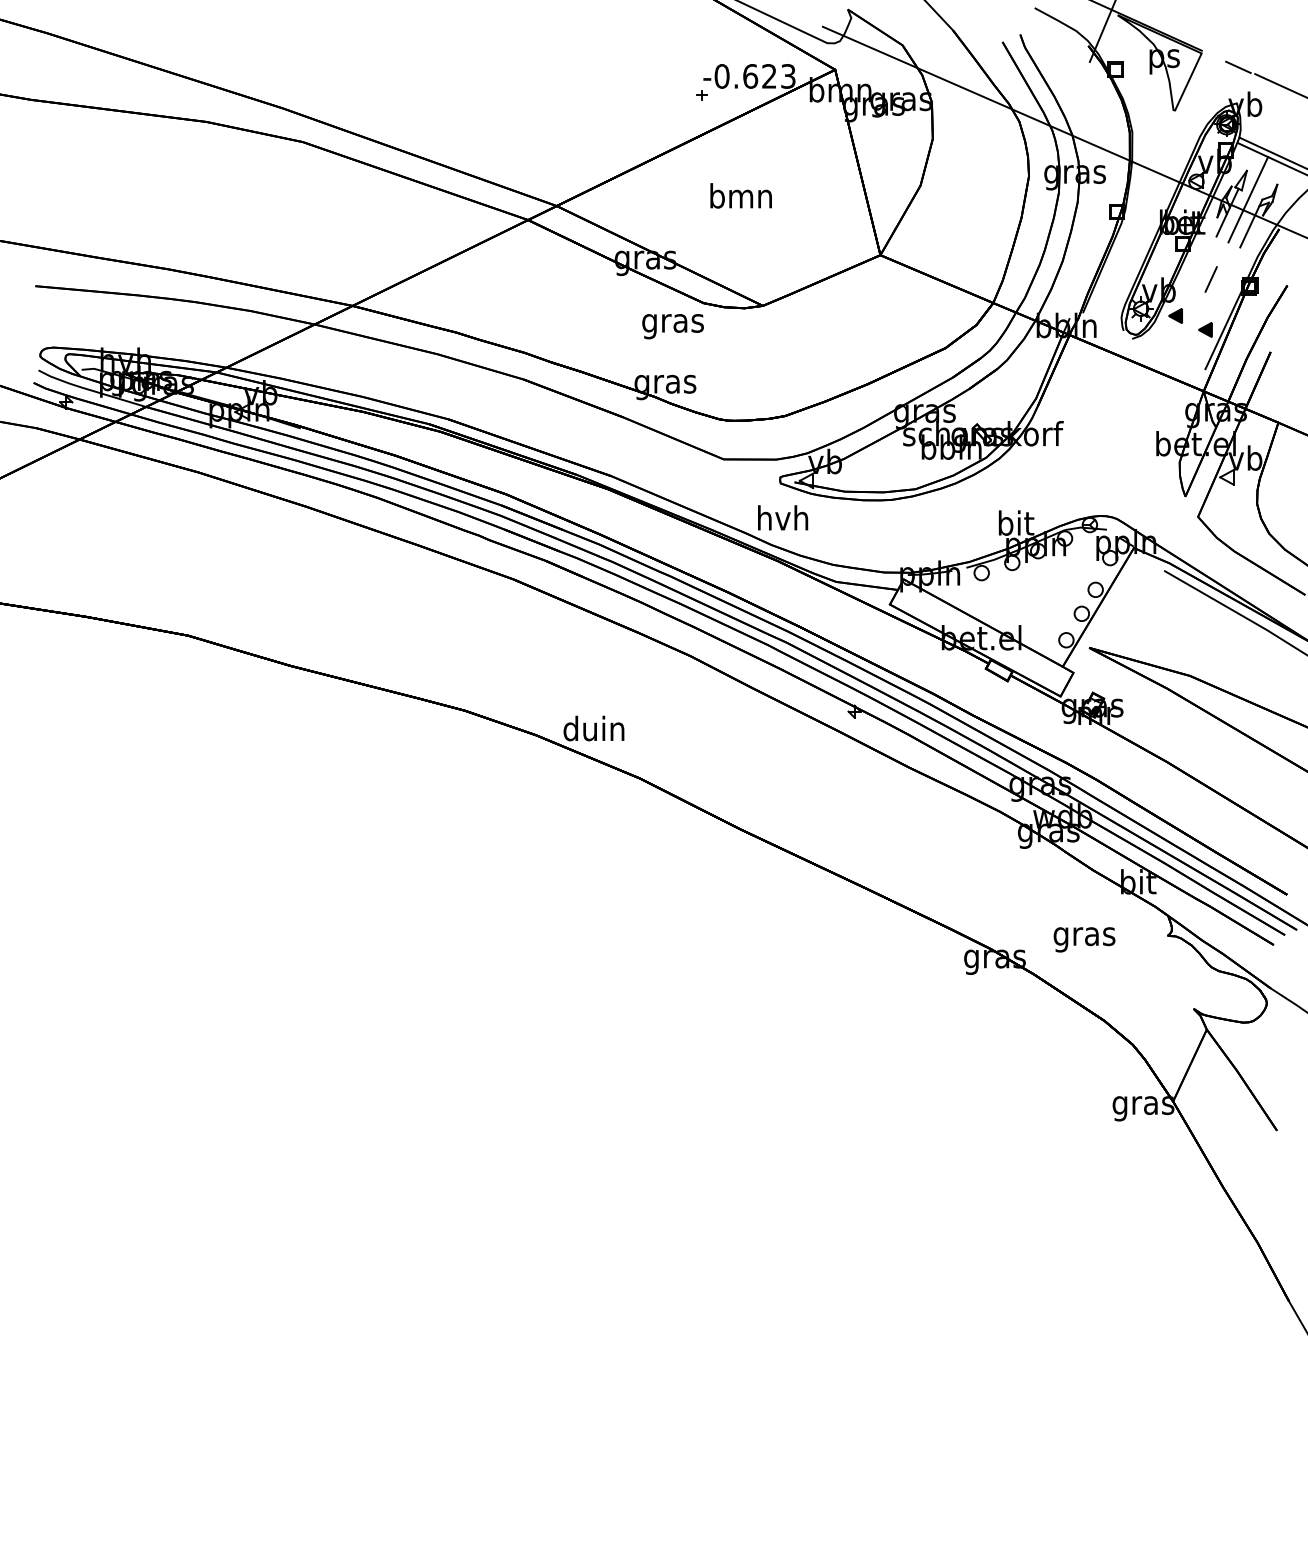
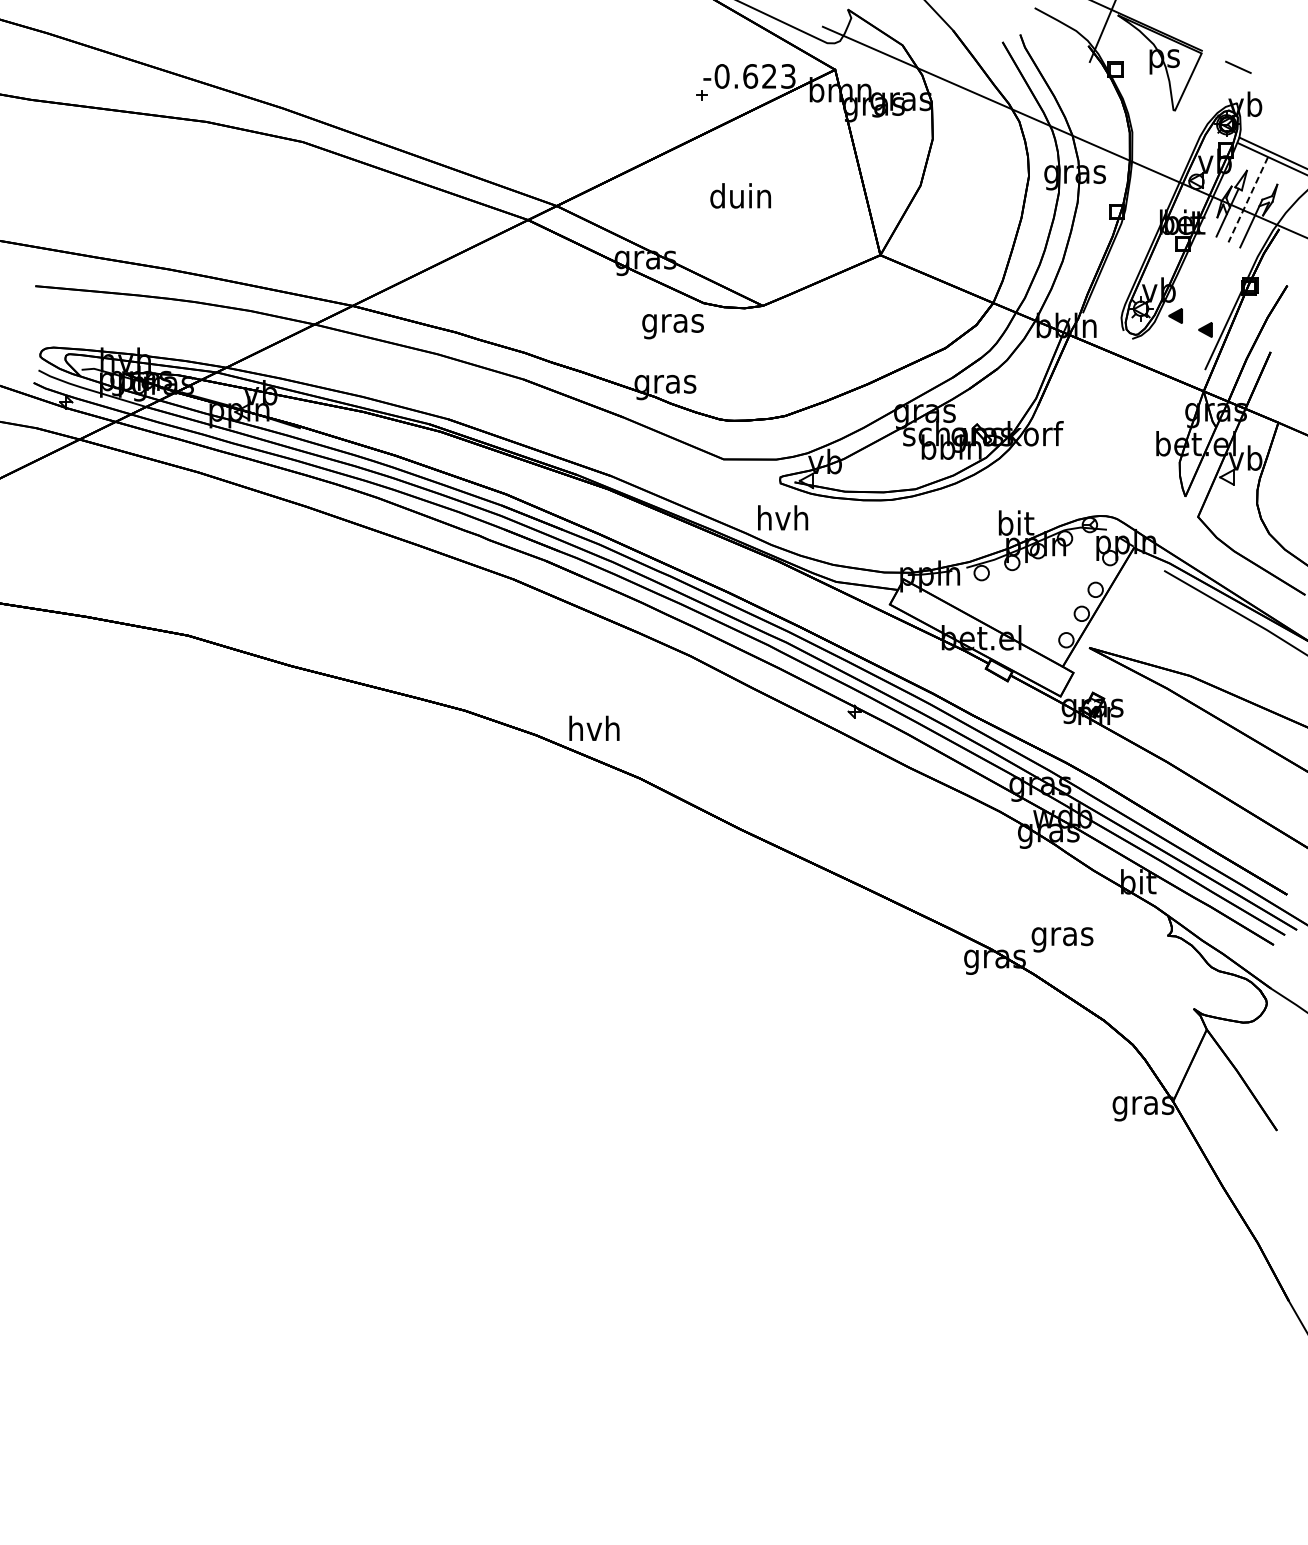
line: present -> none (1279, 85)
text: bmn -> duin (740, 195)
line: solid -> dashed (1248, 200)
line: present -> none (1210, 279)
text: duin -> hvh (593, 728)
text position: (1084, 939) -> (1062, 939) (1062, 939)
